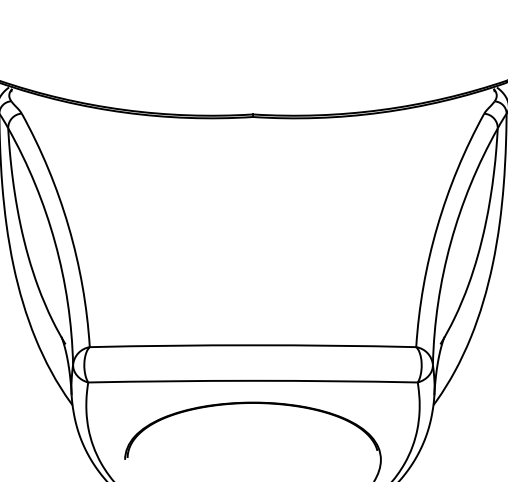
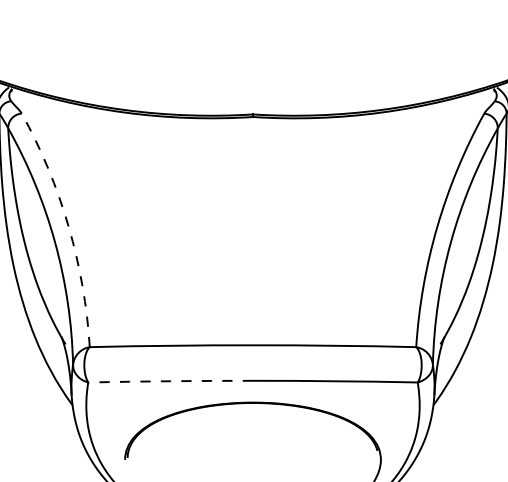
arc: solid -> dashed (68, 226)
arc: solid -> dashed (170, 381)
